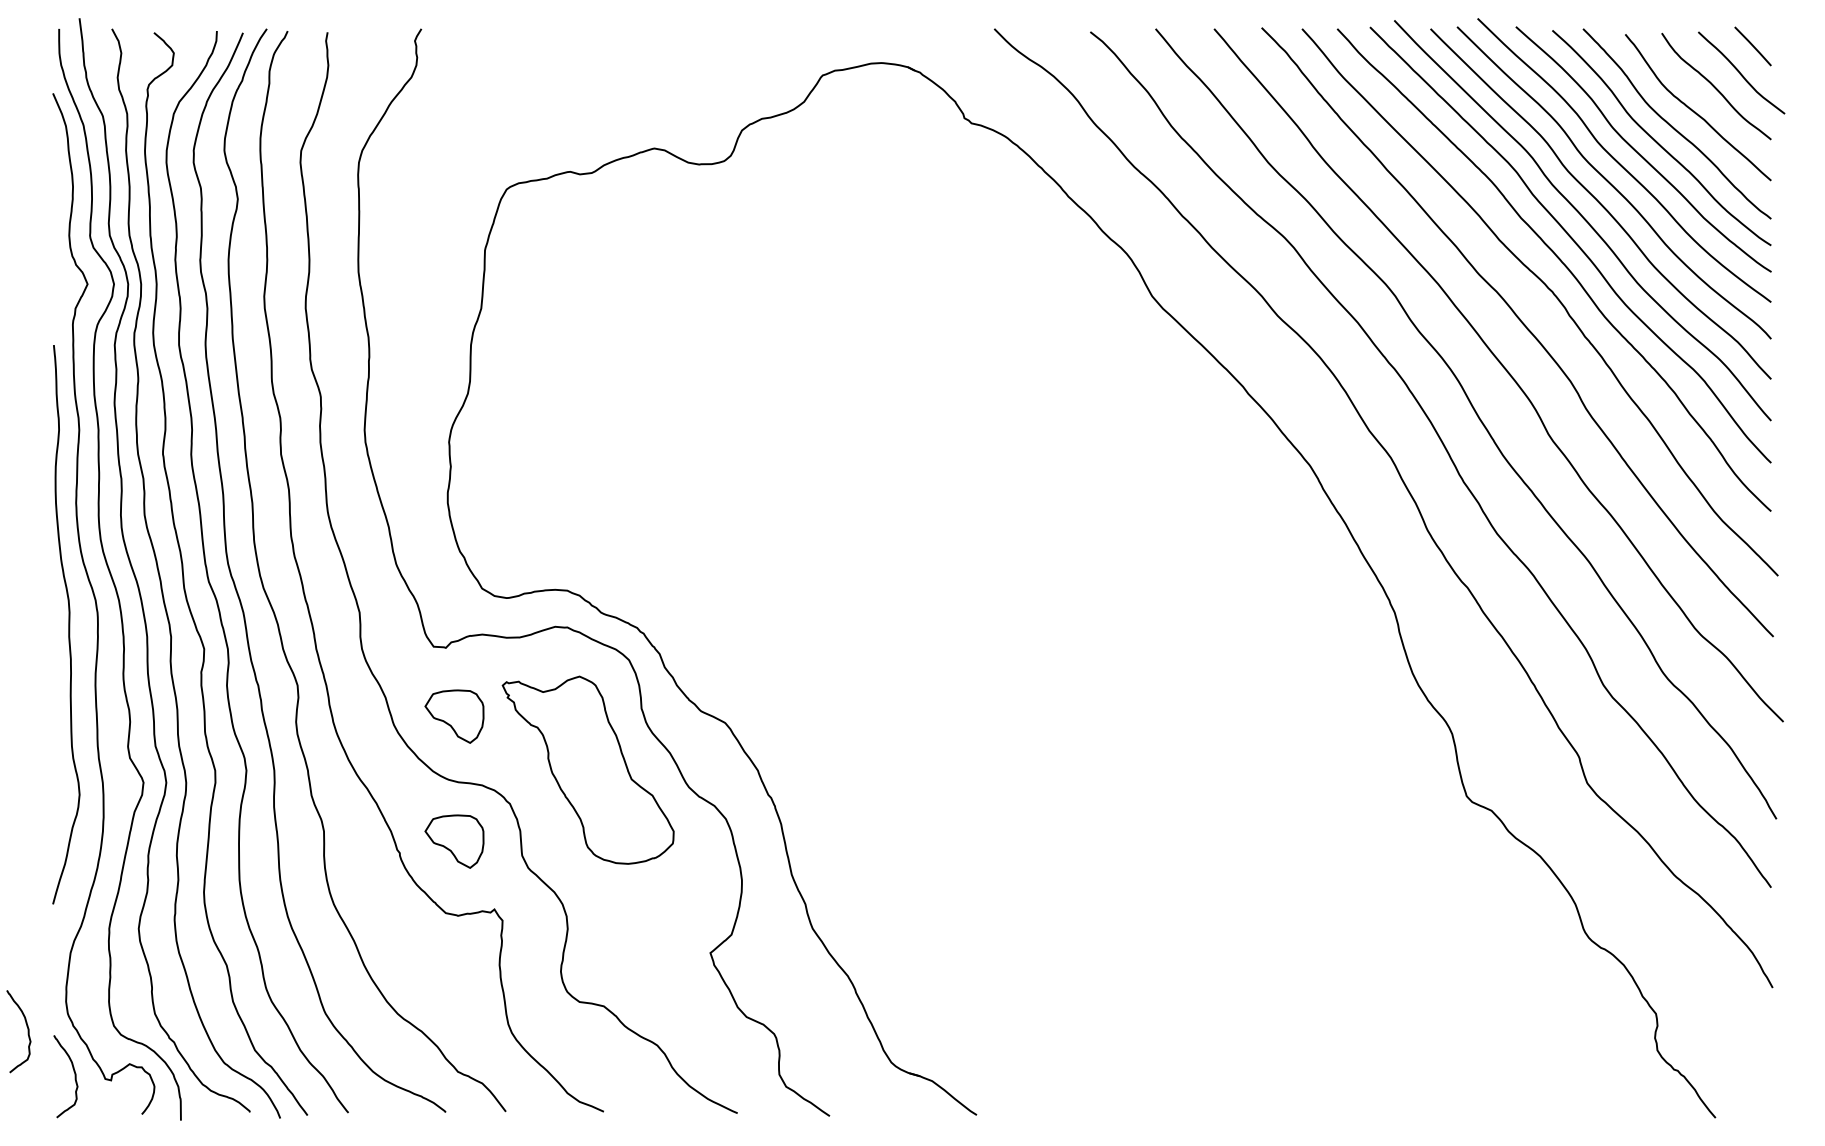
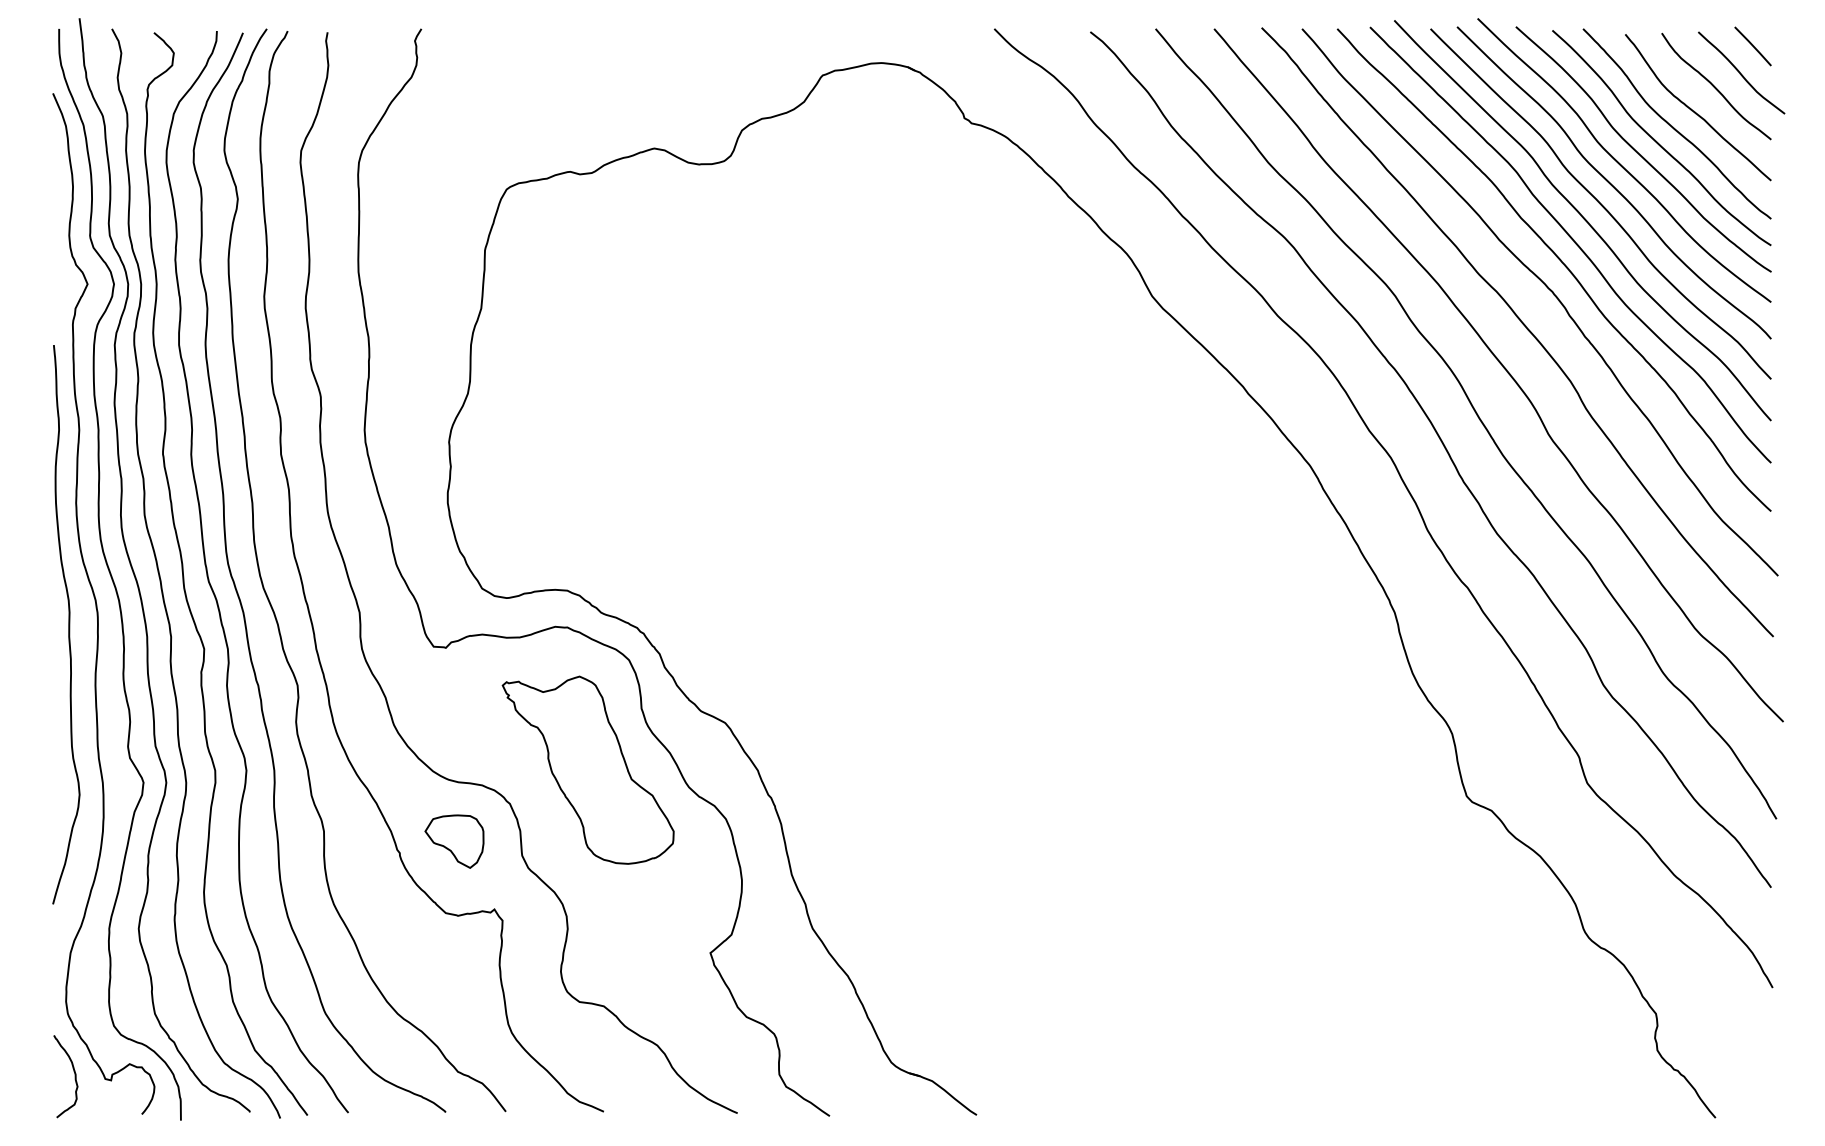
part: present -> none (454, 716)
curve: present -> none (27, 1031)
